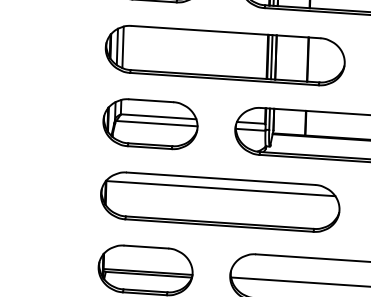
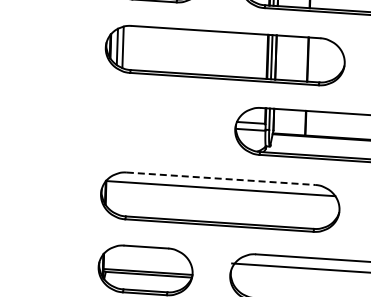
part: present -> none (150, 124)
line: solid -> dashed (221, 178)
line position: (299, 281) -> (299, 267) (299, 267)
